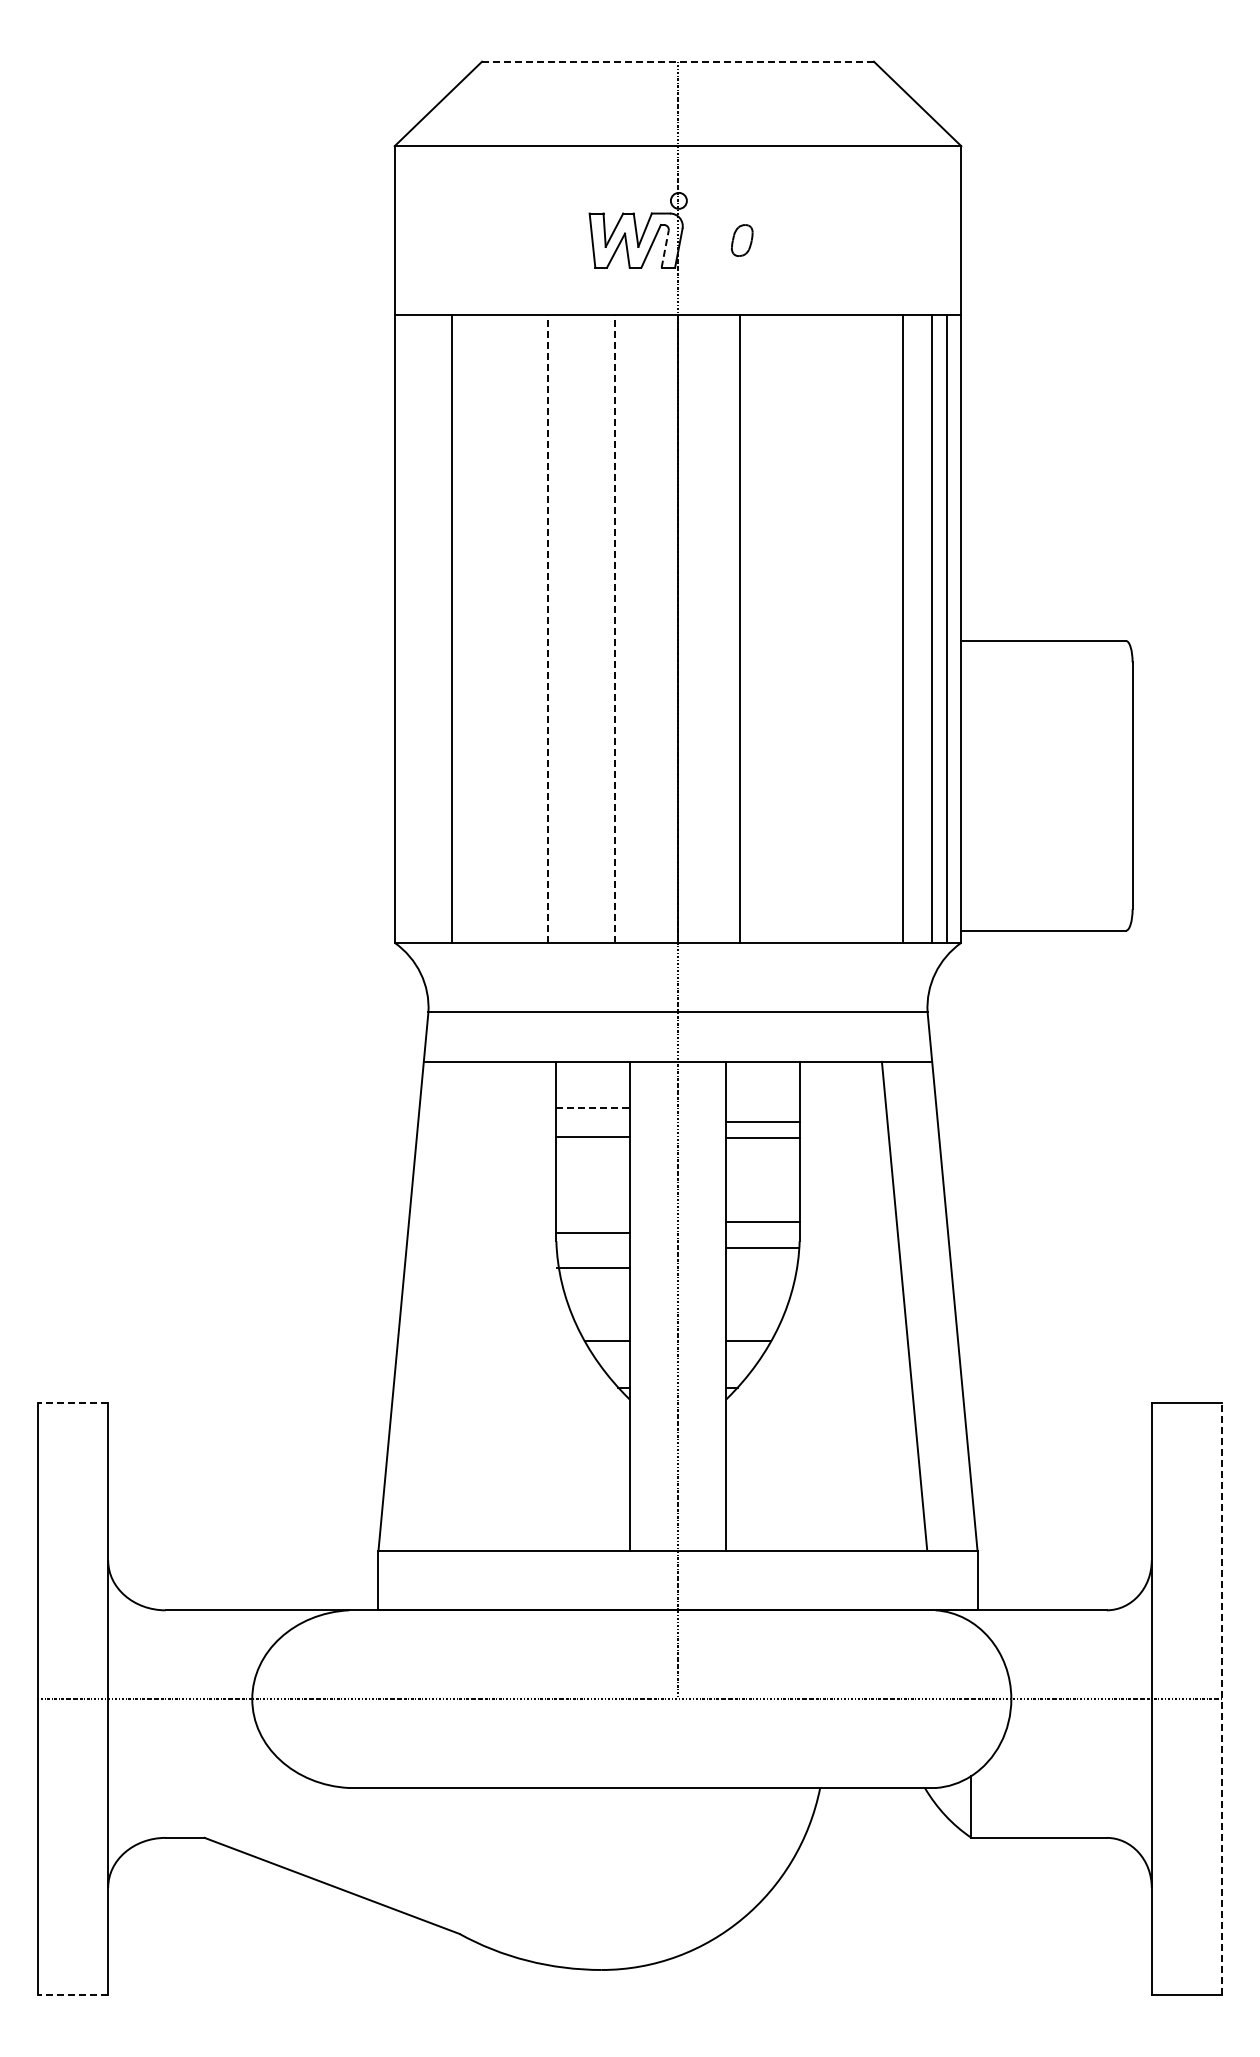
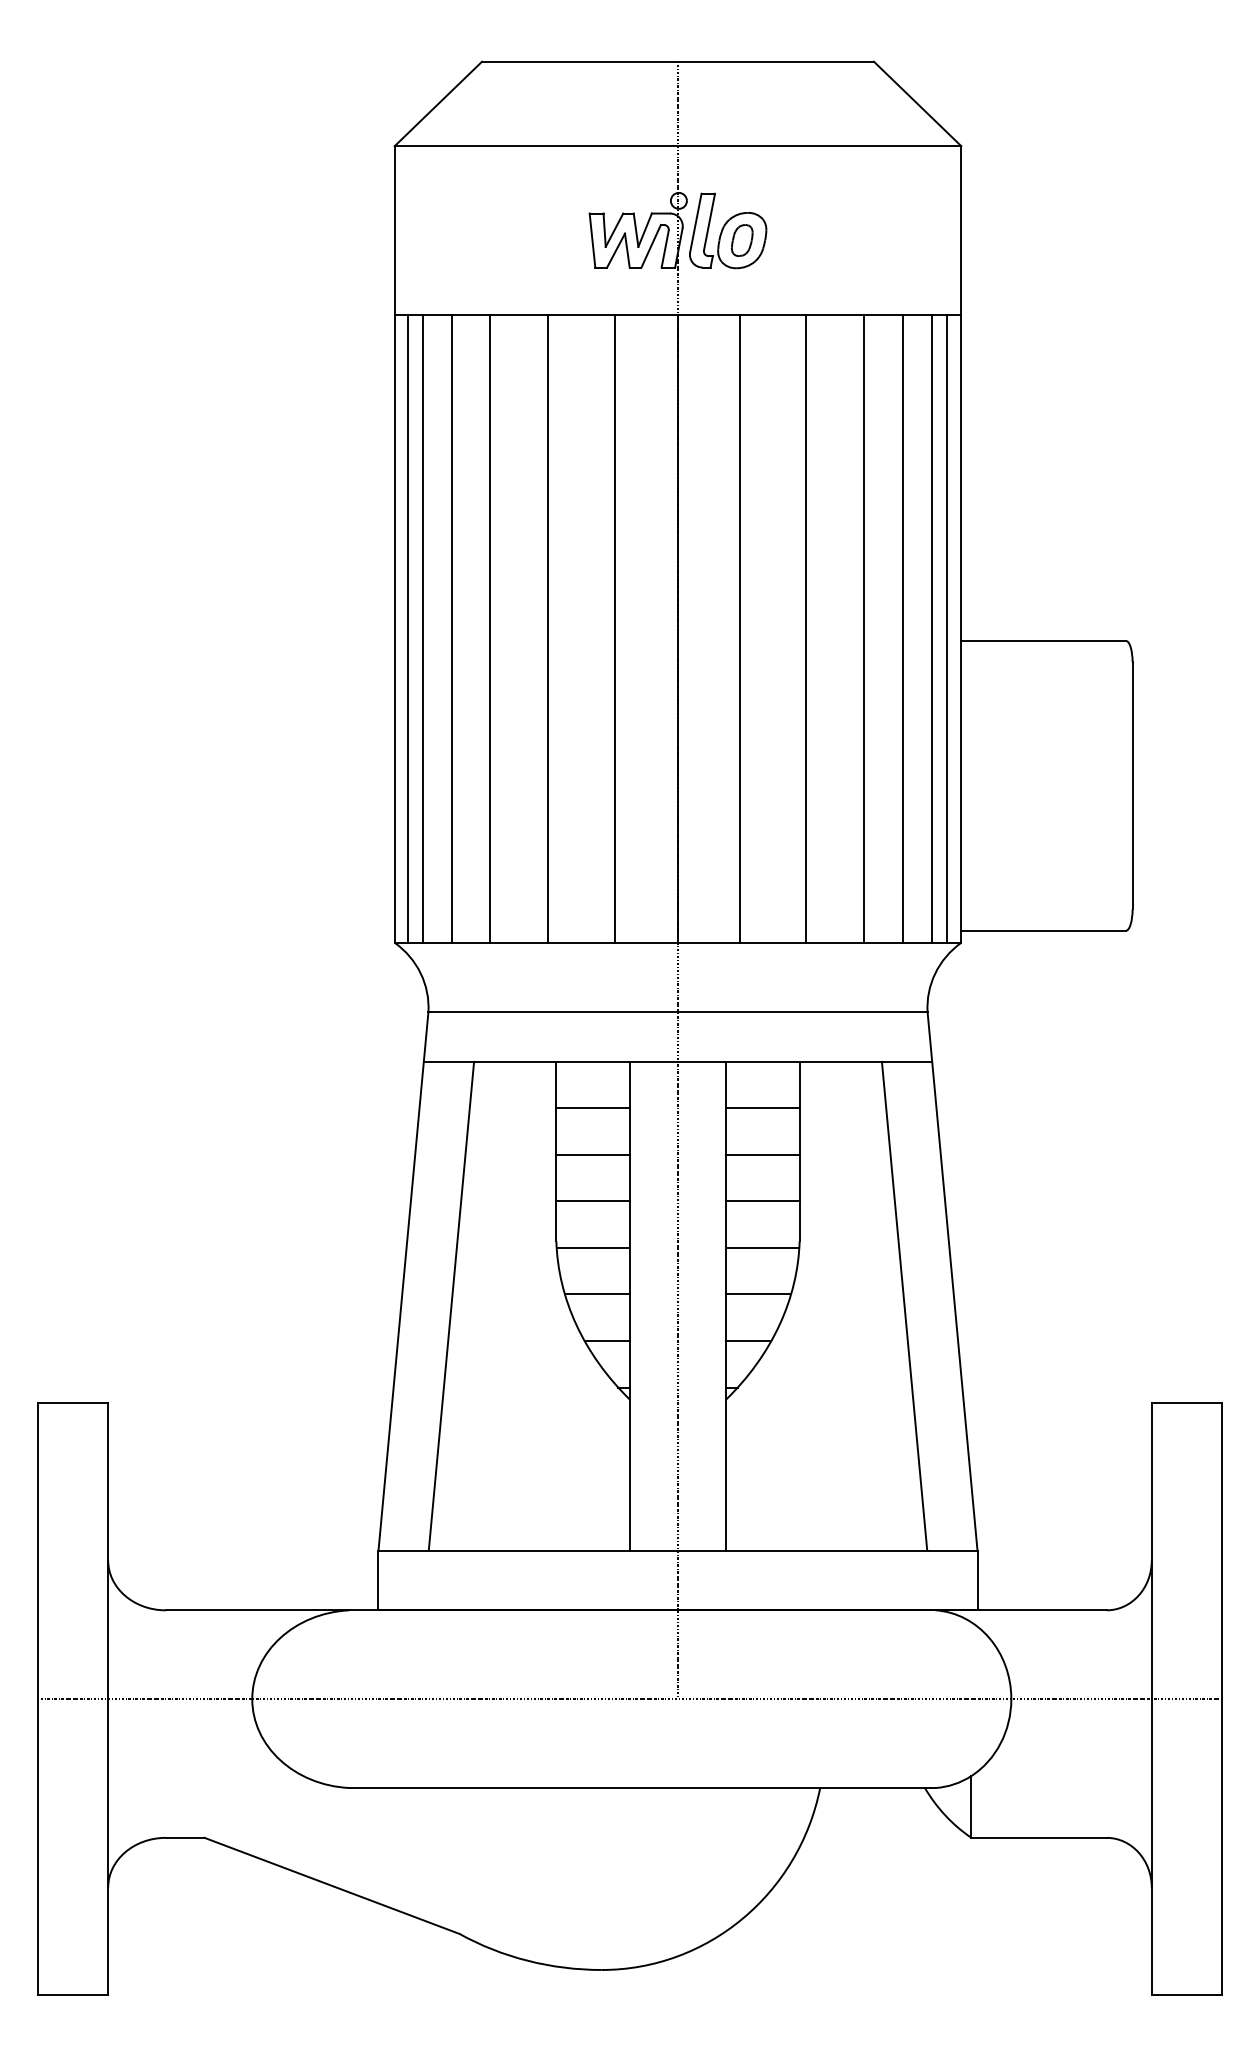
line: dashed -> solid (678, 61)
part: none -> present (728, 230)
line: dashed -> solid (665, 249)
line: none -> present (408, 628)
line: none -> present (423, 628)
line: none -> present (490, 628)
line: dashed -> solid (548, 628)
line: dashed -> solid (614, 628)
line: none -> present (806, 628)
line: none -> present (864, 628)
line: dashed -> solid (593, 1108)
line position: (762, 1122) -> (762, 1108) (762, 1108)
line position: (592, 1136) -> (592, 1154) (592, 1154)
line position: (762, 1137) -> (762, 1154) (762, 1154)
line position: (762, 1222) -> (762, 1201) (762, 1201)
line position: (592, 1233) -> (592, 1201) (592, 1201)
line position: (592, 1267) -> (592, 1247) (592, 1247)
line: none -> present (596, 1294)
line: none -> present (758, 1294)
line: none -> present (451, 1305)
line: dashed -> solid (72, 1403)
line: dashed -> solid (1222, 1698)
line: dashed -> solid (72, 1995)
